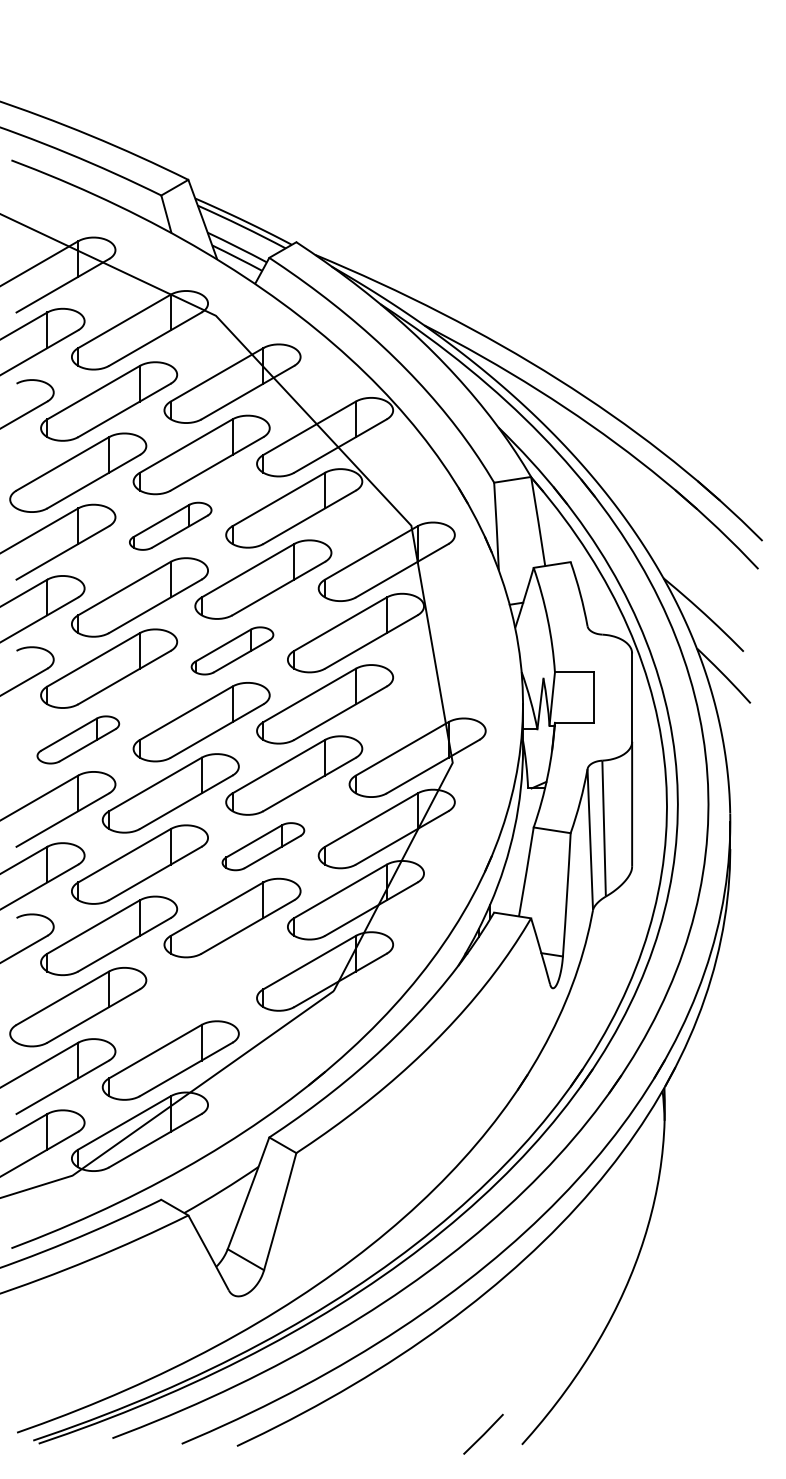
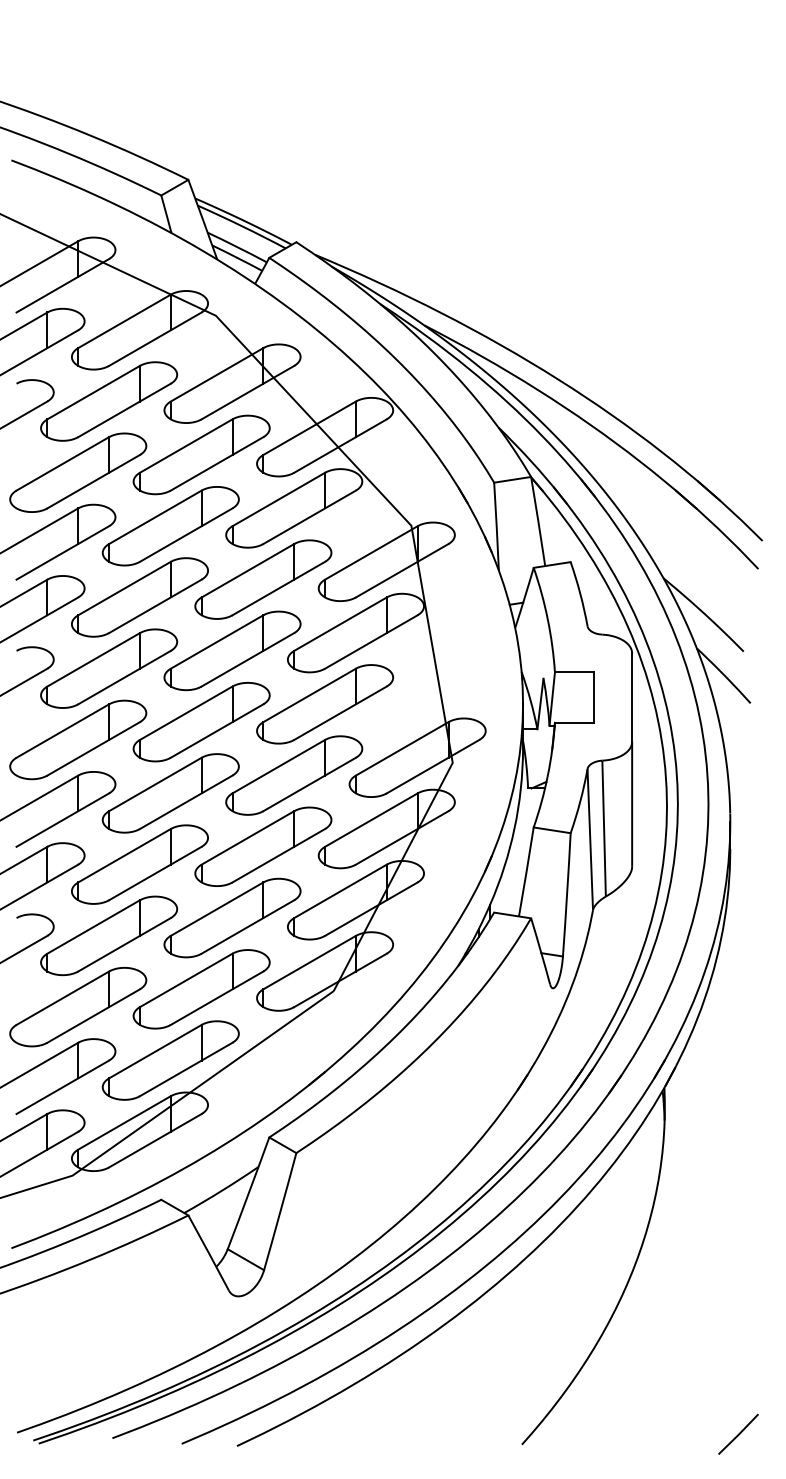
part size: 84x50 px -> 139x81 px (170, 526)
part size: 85x50 px -> 139x82 px (232, 650)
part size: 85x50 px -> 139x82 px (78, 739)
part size: 85x50 px -> 139x81 px (263, 846)
part: none -> present (201, 989)
line position: (483, 1433) -> (738, 1433) (738, 1433)
